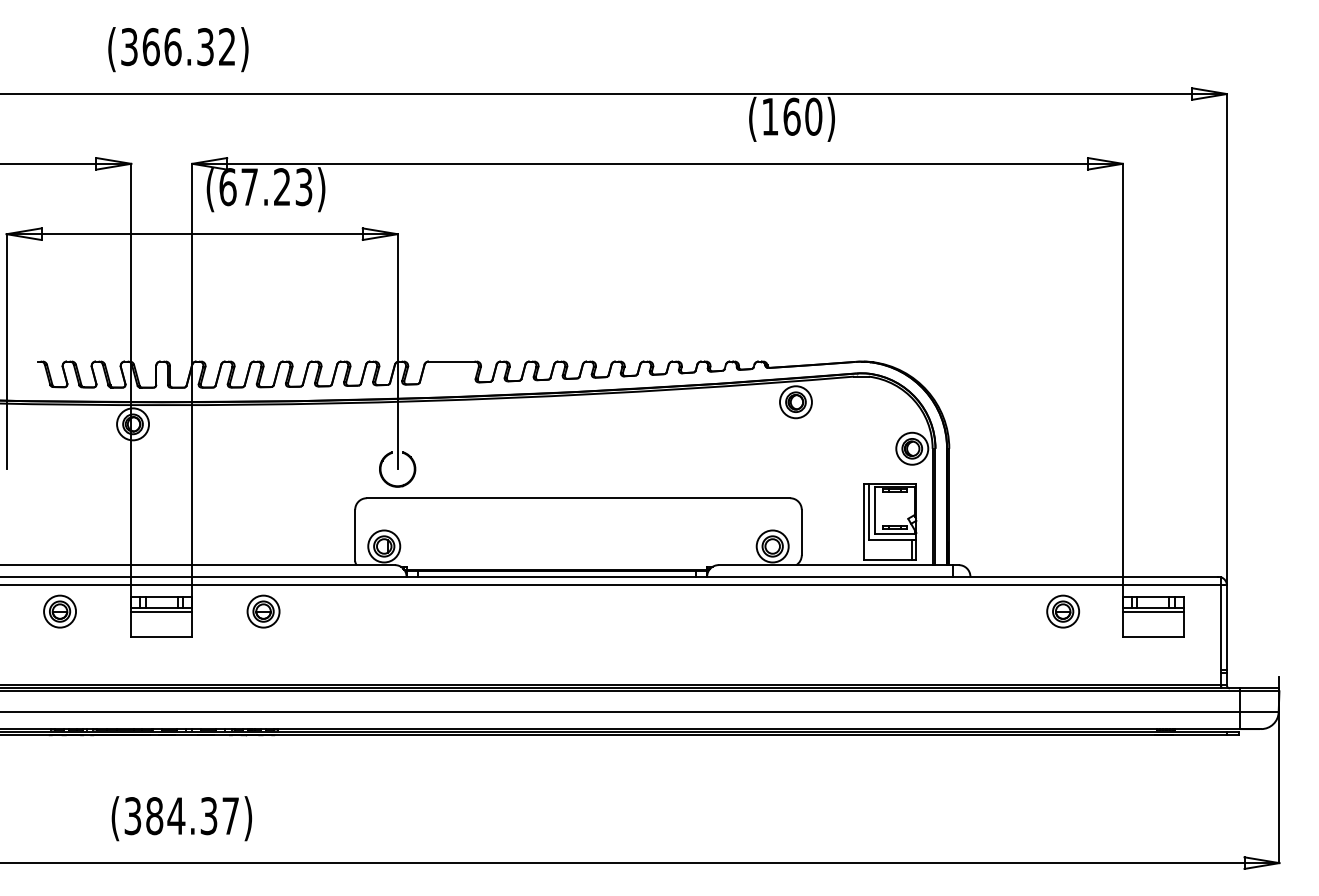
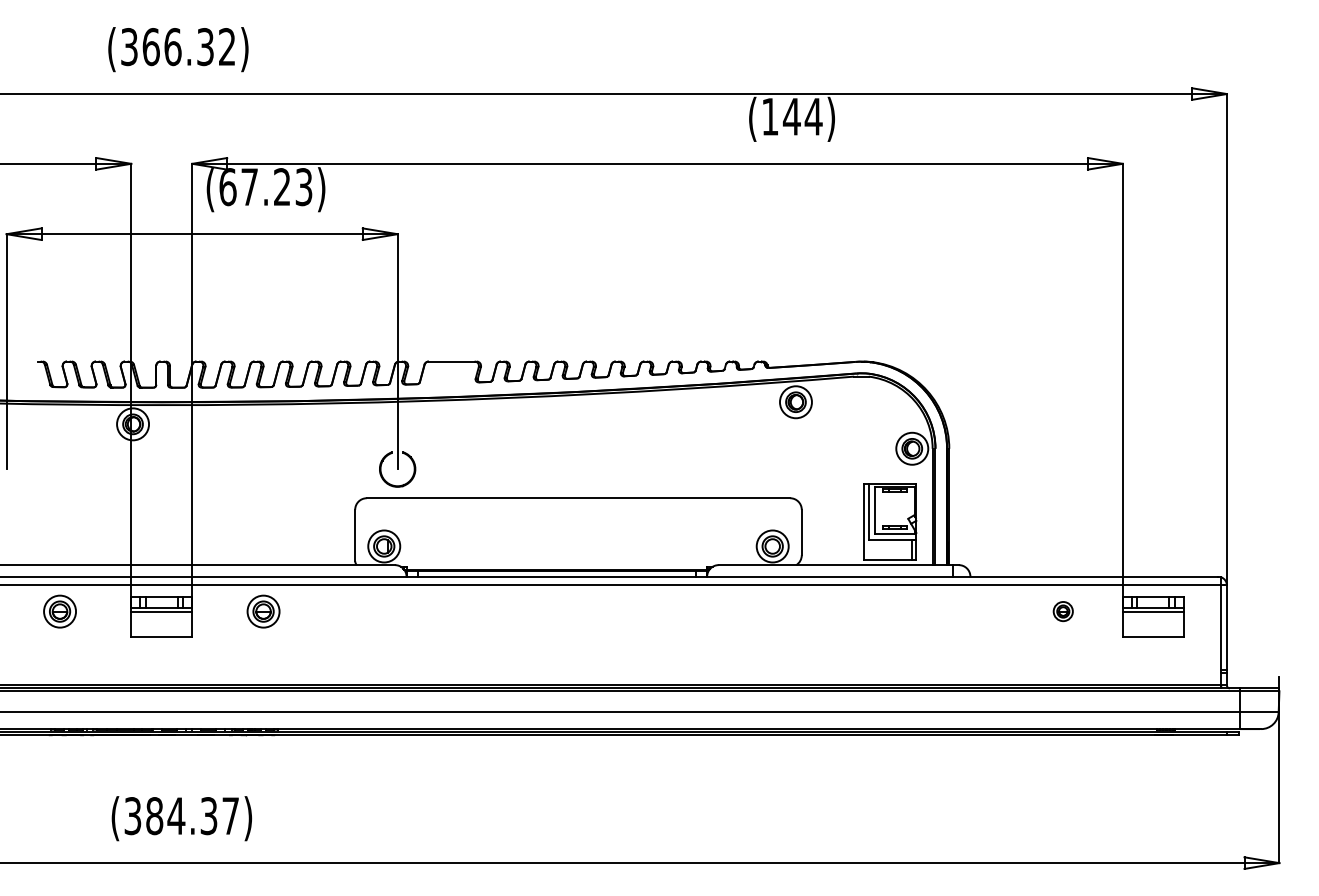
text: (160) -> (144) (802, 116)
part size: 35x35 px -> 22x22 px (1062, 611)
